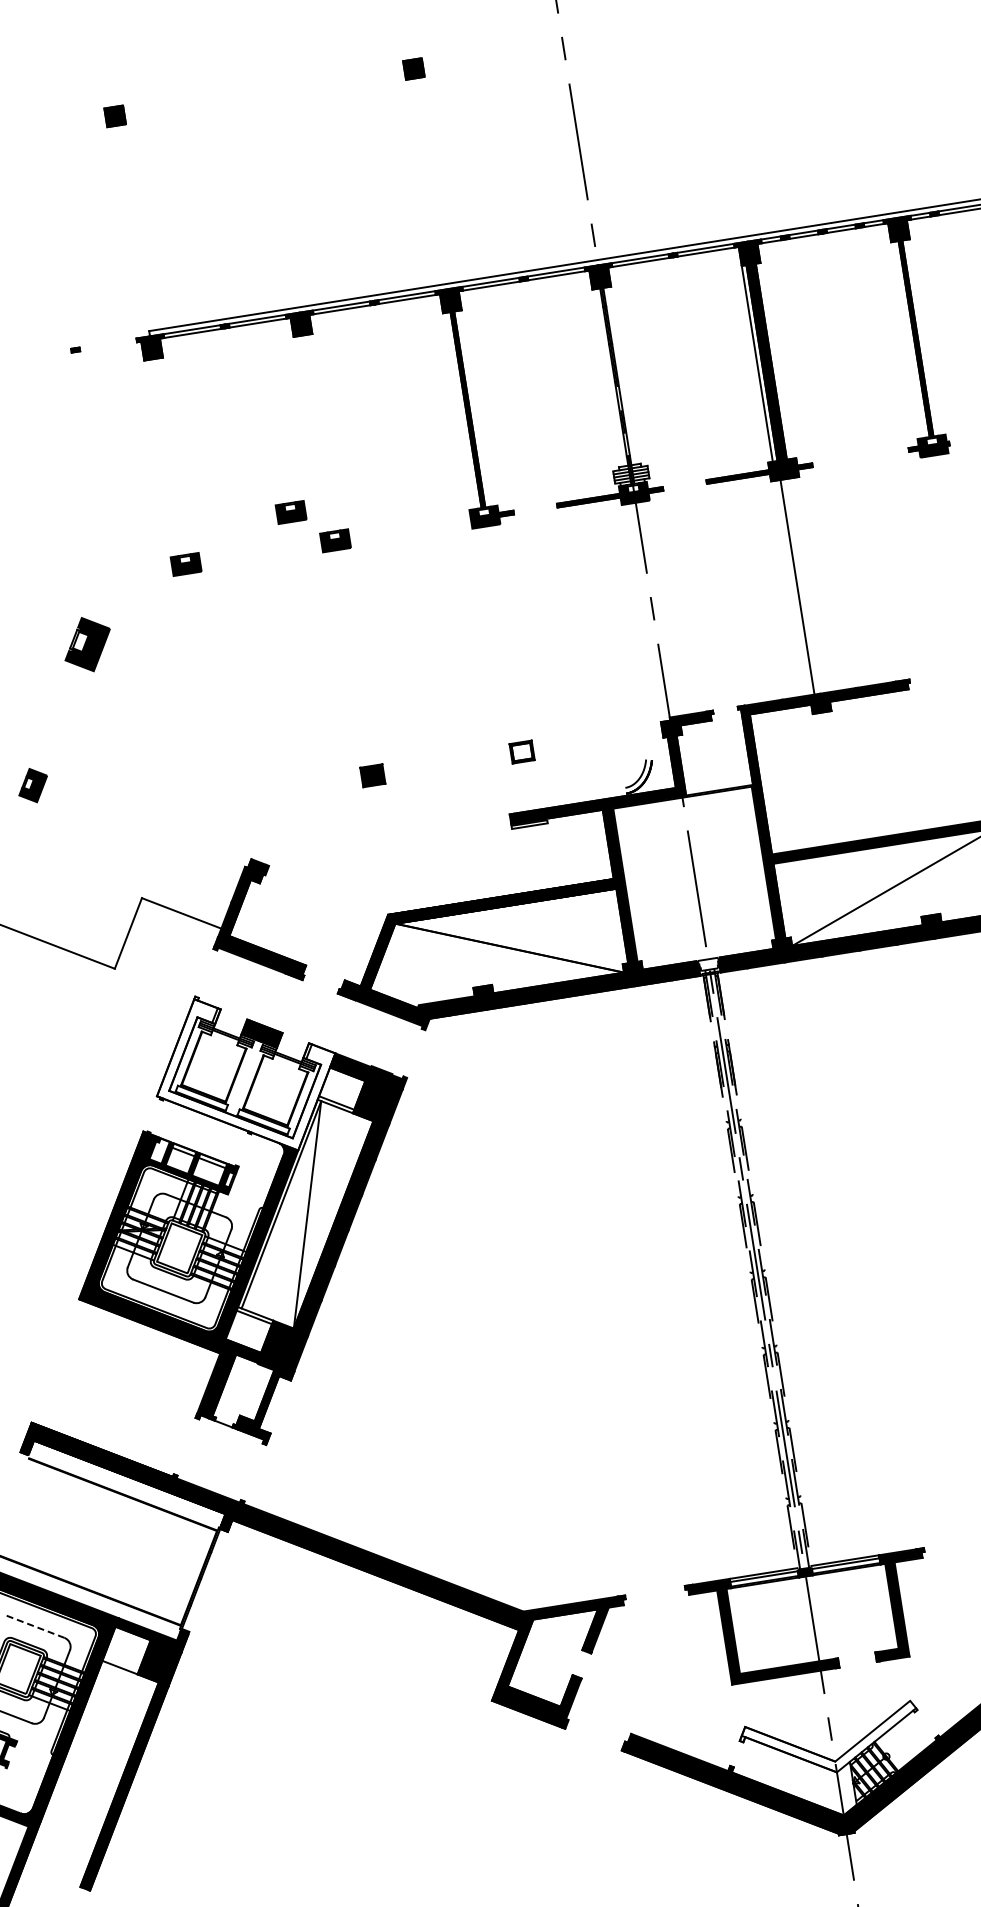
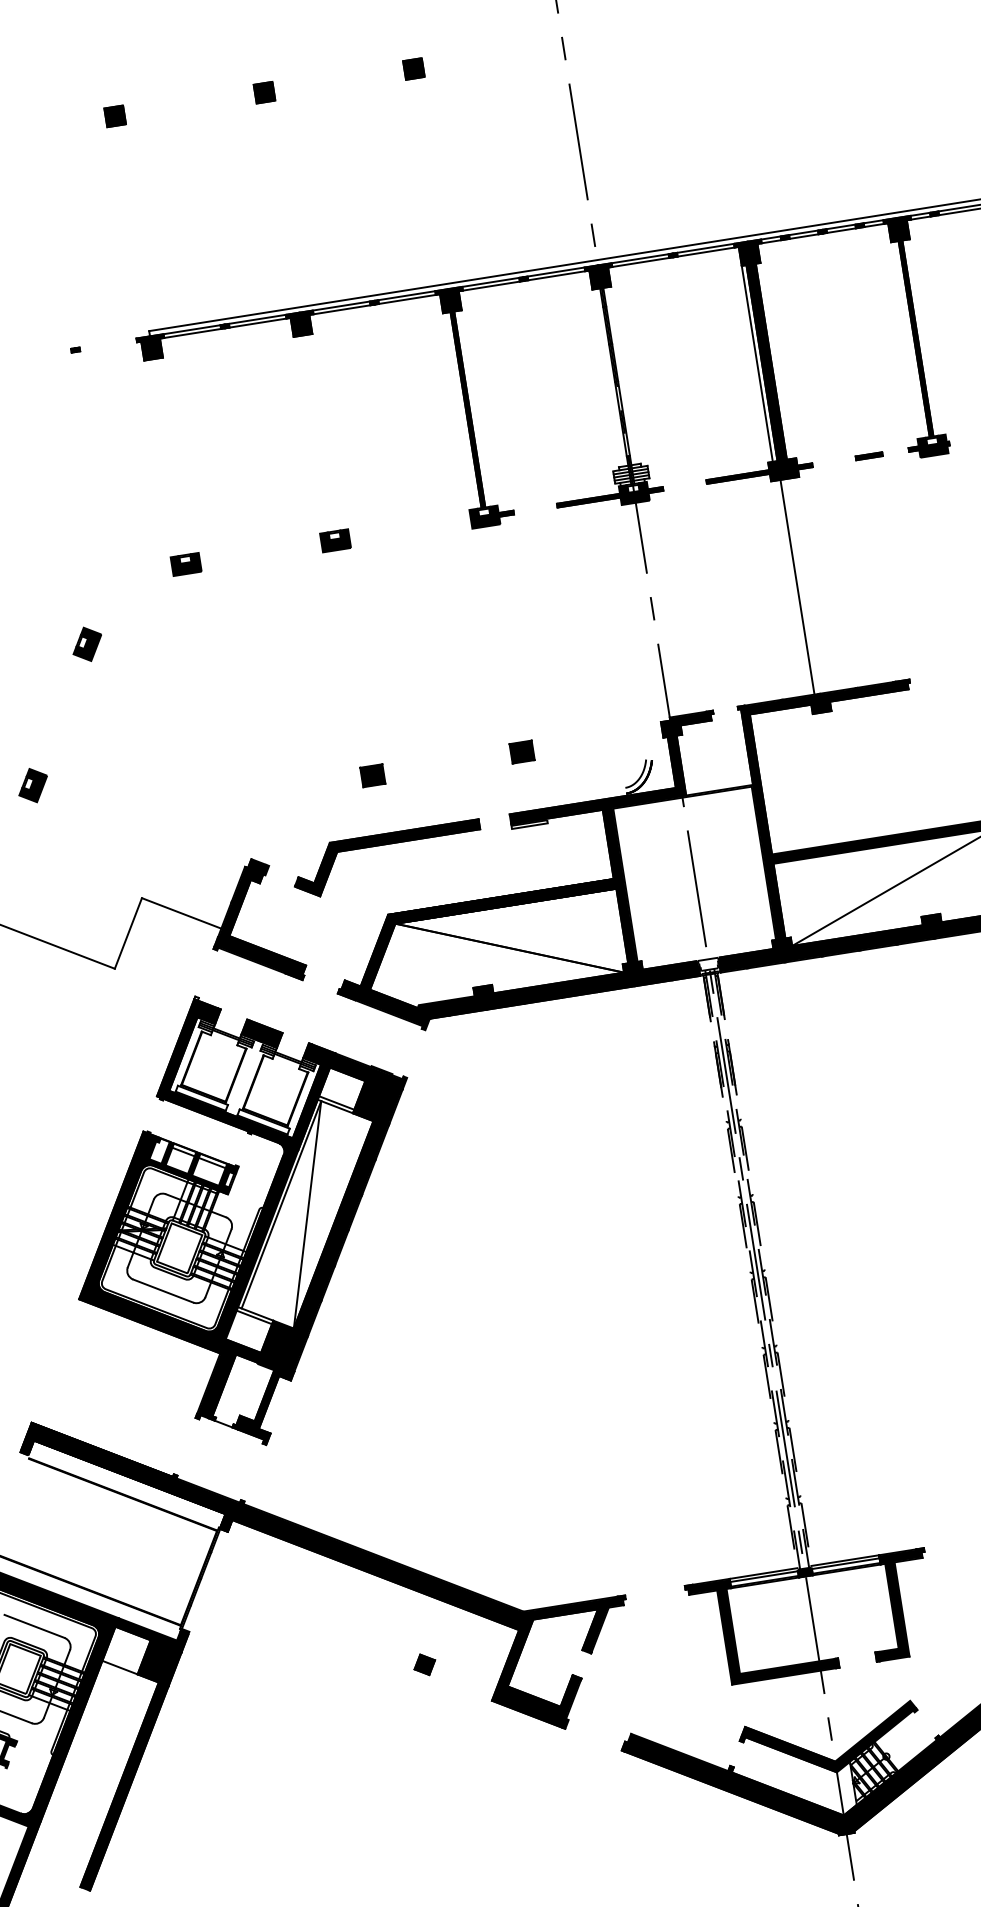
part: none -> present (264, 92)
part: none -> present (868, 456)
part: present -> none (290, 512)
part size: 47x56 px -> 30x36 px (86, 643)
fill: none -> present (521, 751)
part: none -> present (386, 845)
fill: none -> present (246, 1074)
line: dashed -> solid (34, 1626)
part: none -> present (424, 1664)
fill: none -> present (828, 1736)
